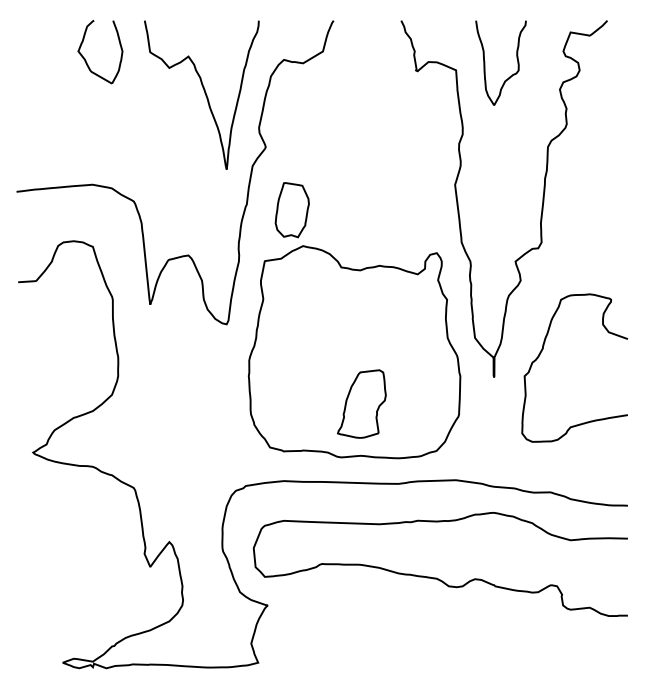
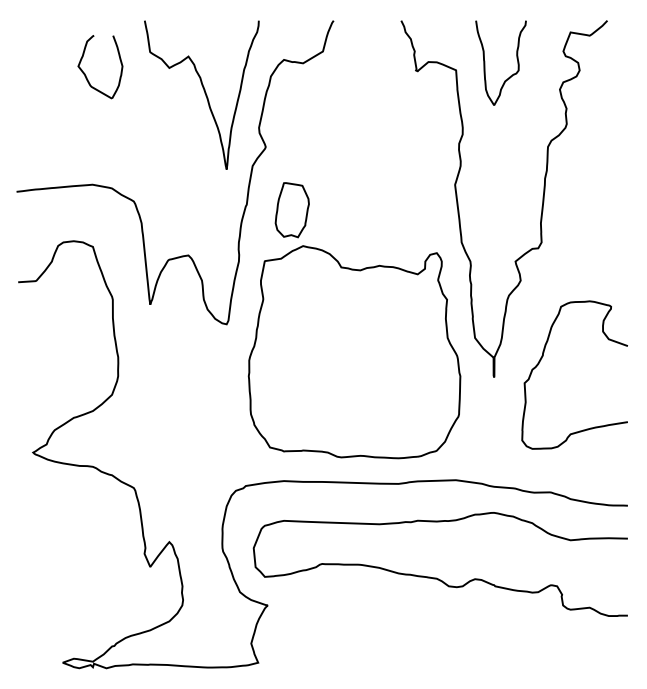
part position: (86, 60) -> (86, 75) (86, 75)
curve position: (542, 351) -> (542, 358) (542, 358)
part: present -> none (361, 403)
